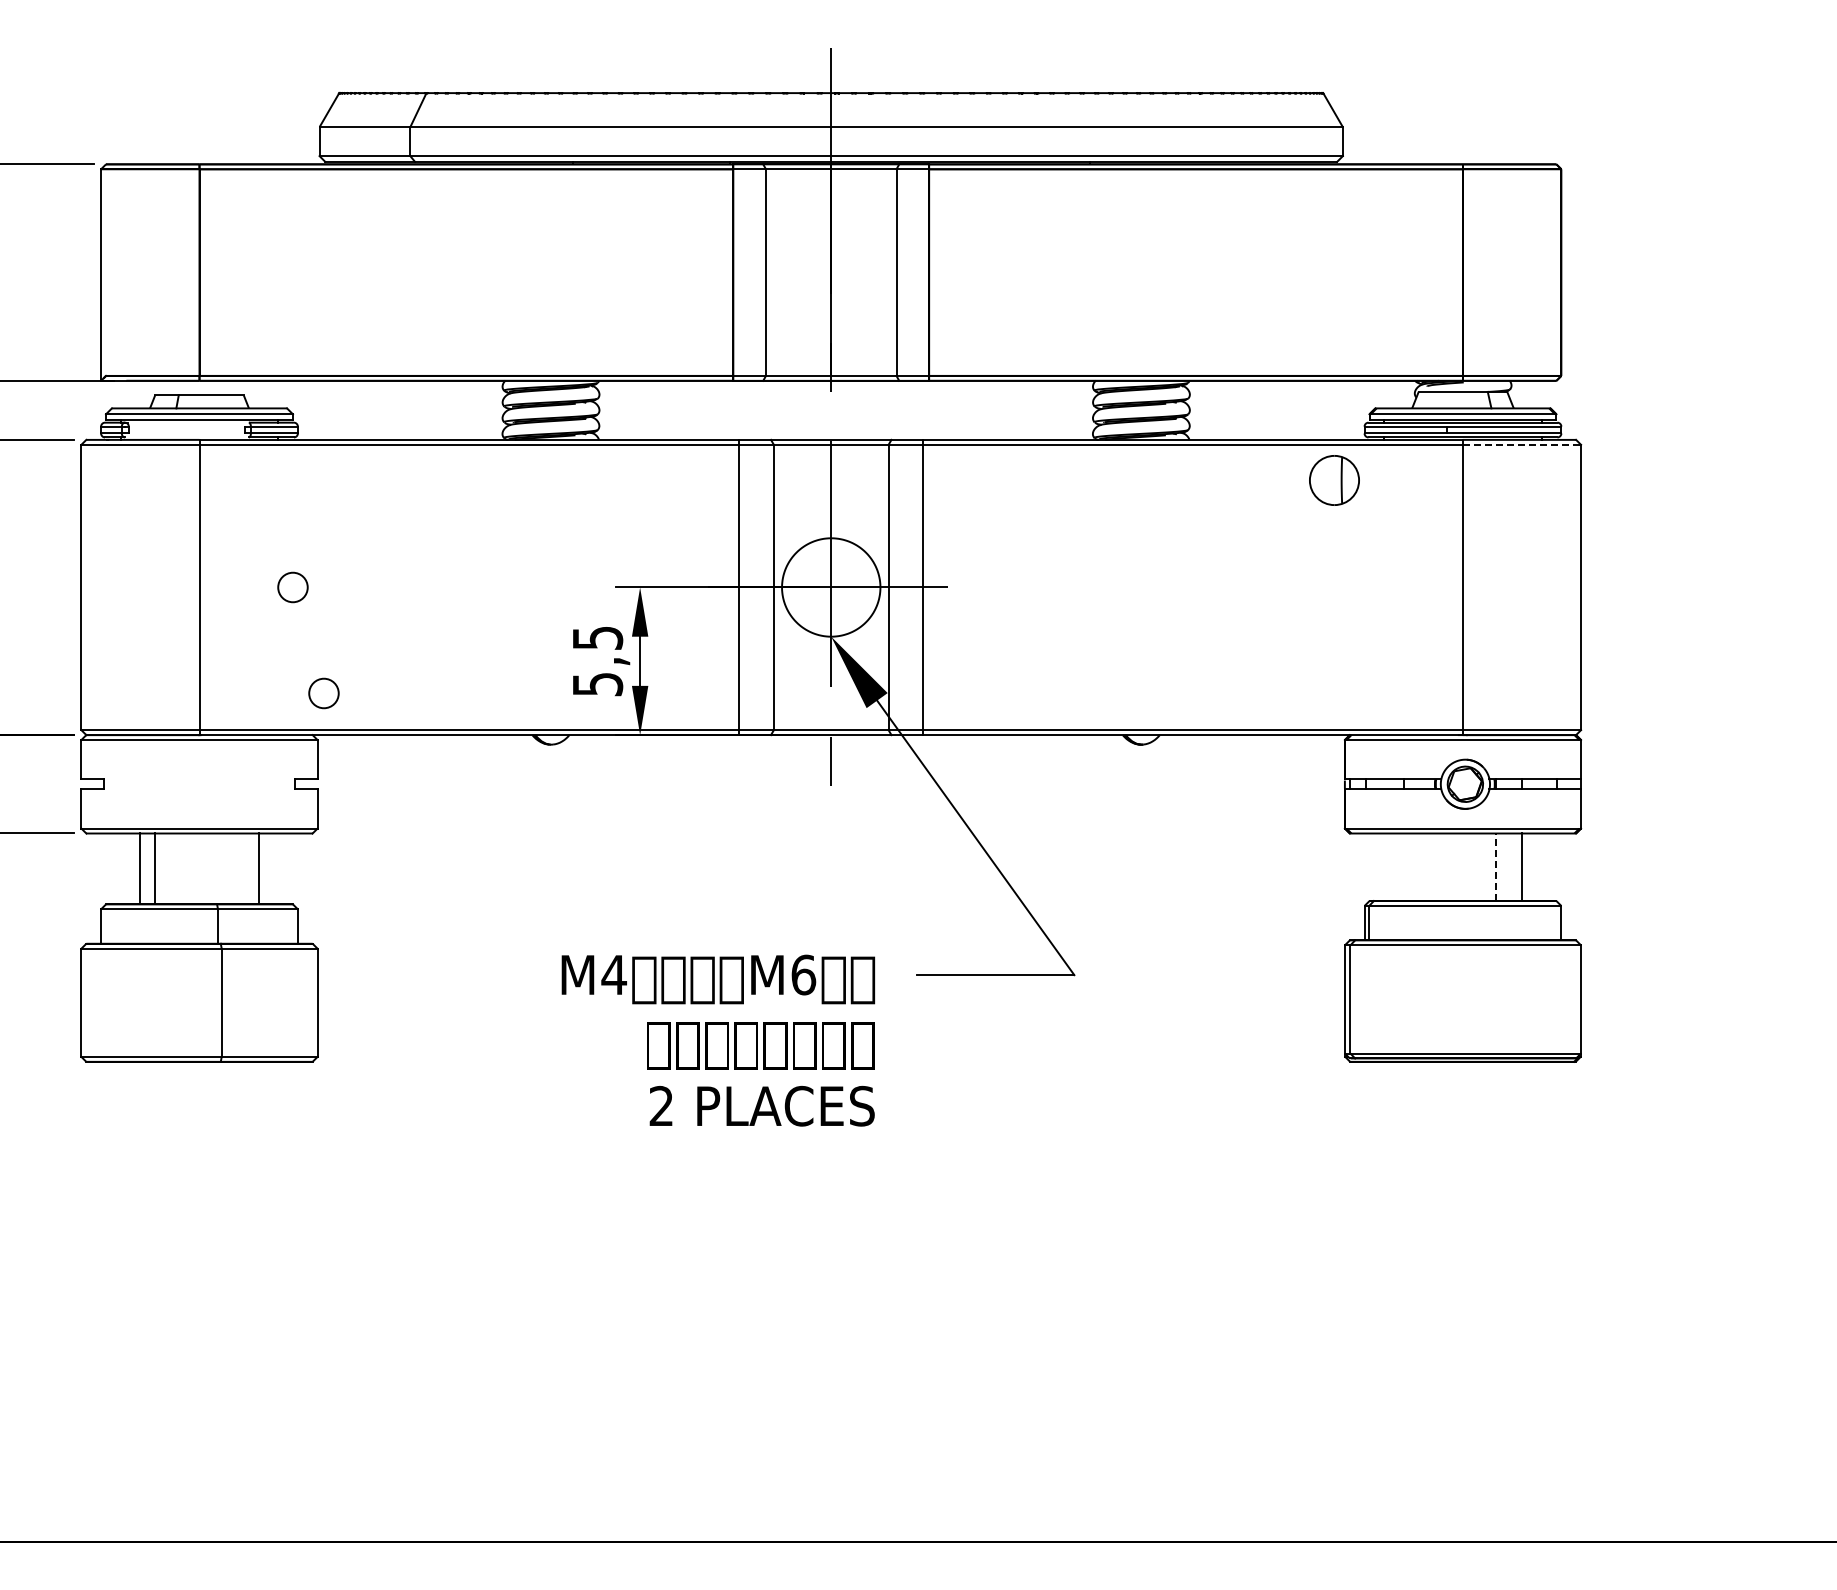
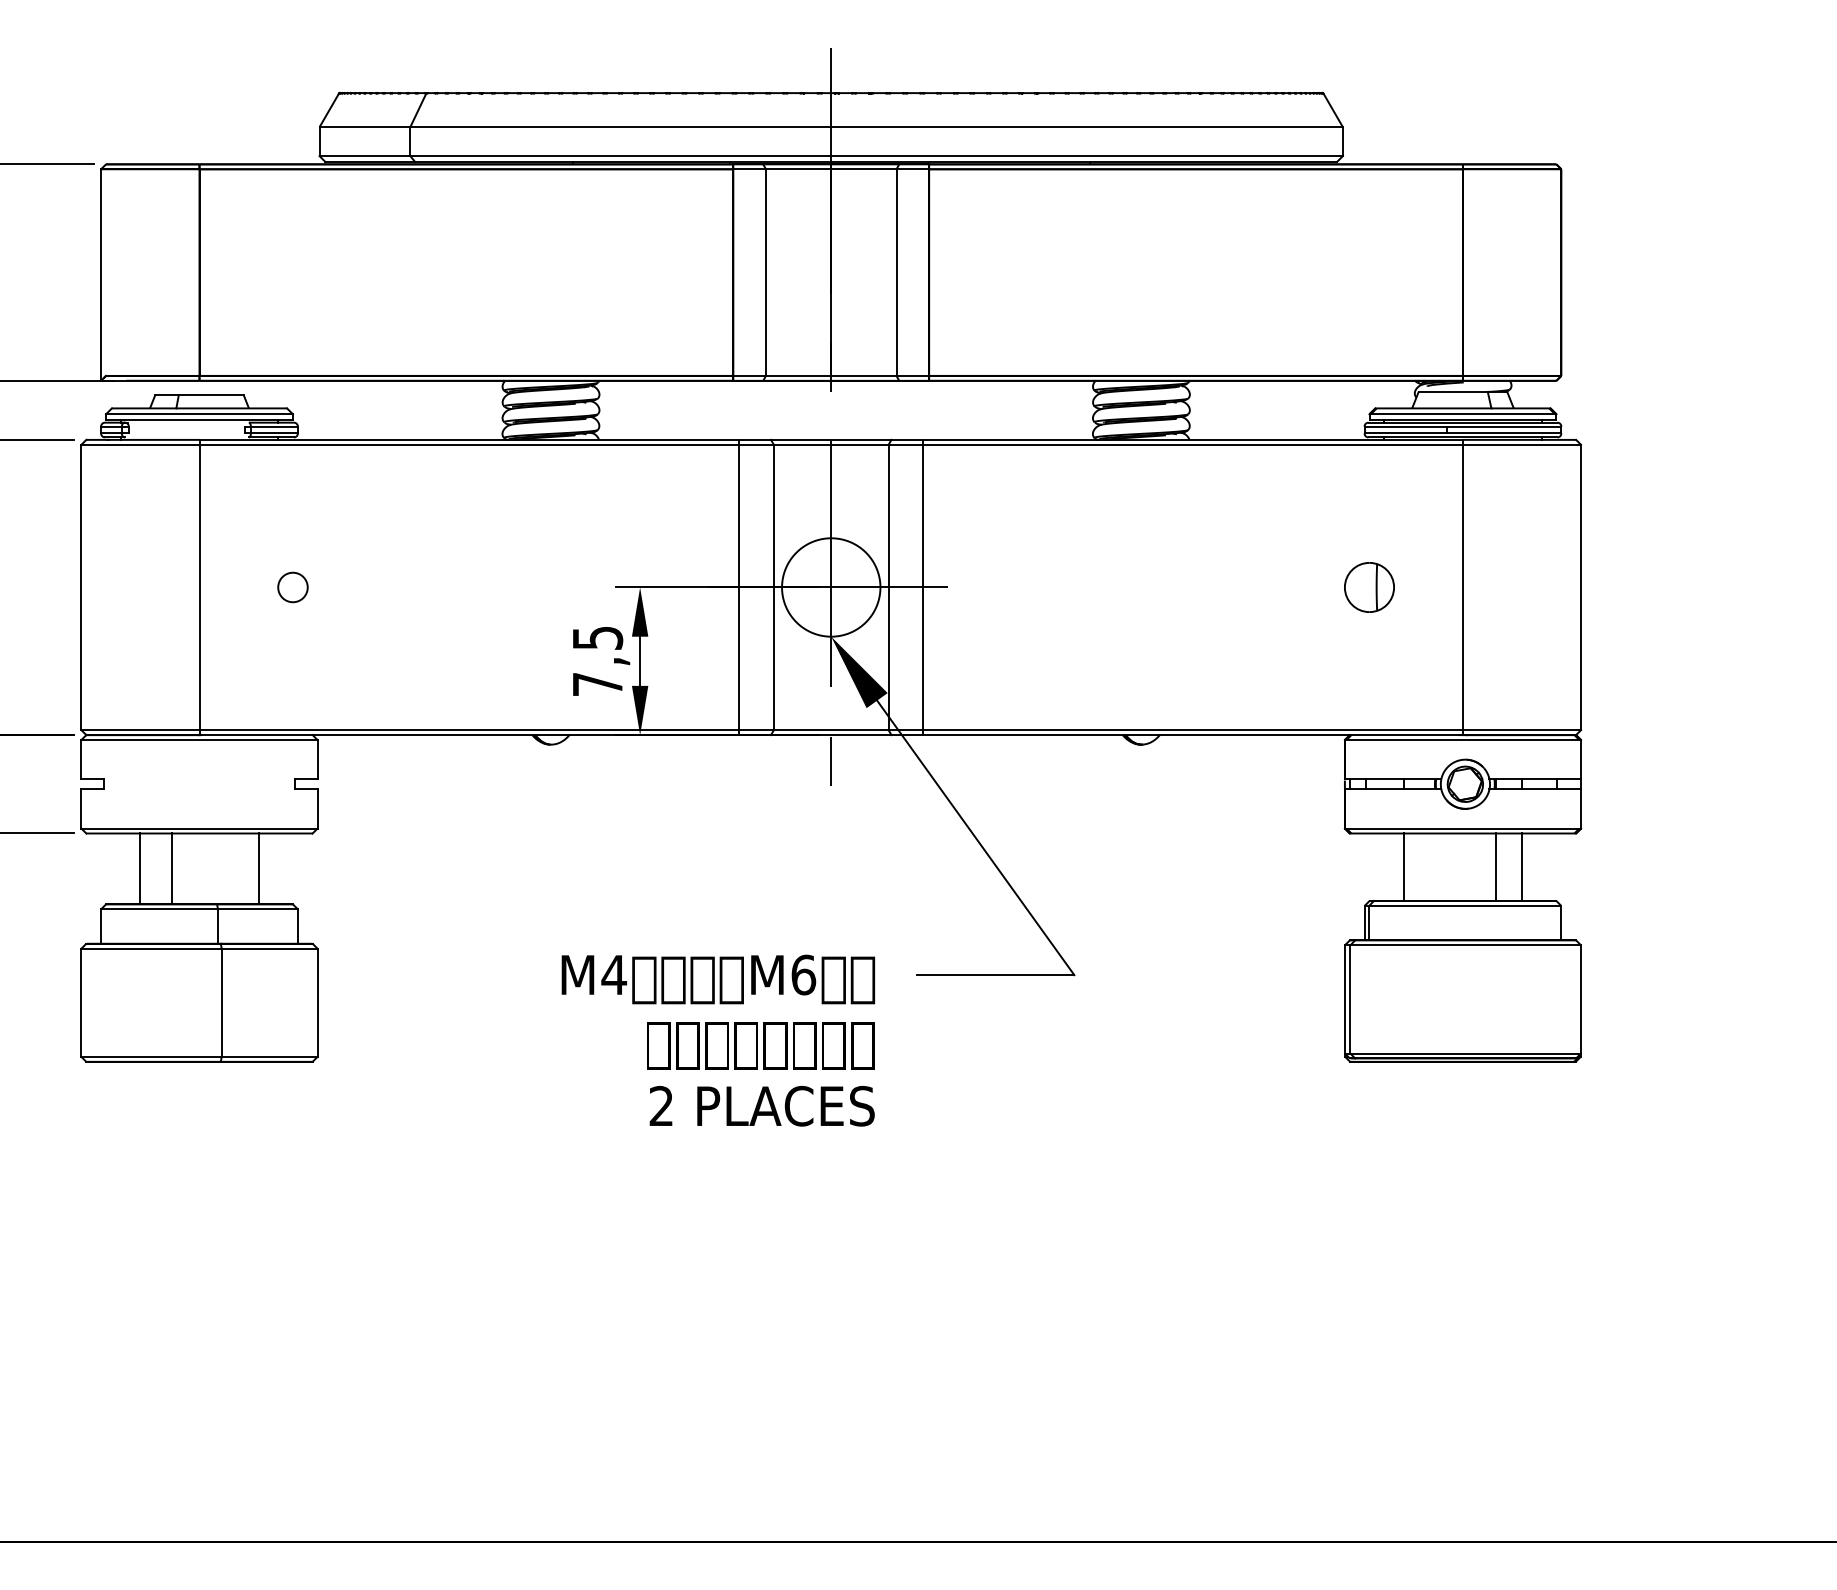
line: dashed -> solid (1522, 444)
part position: (1334, 480) -> (1369, 587) (1369, 587)
text: 5,5 -> 7,5 (598, 684)
part: present -> none (323, 693)
line: none -> present (1403, 867)
line: dashed -> solid (1496, 867)
line position: (154, 868) -> (171, 868) (171, 868)
